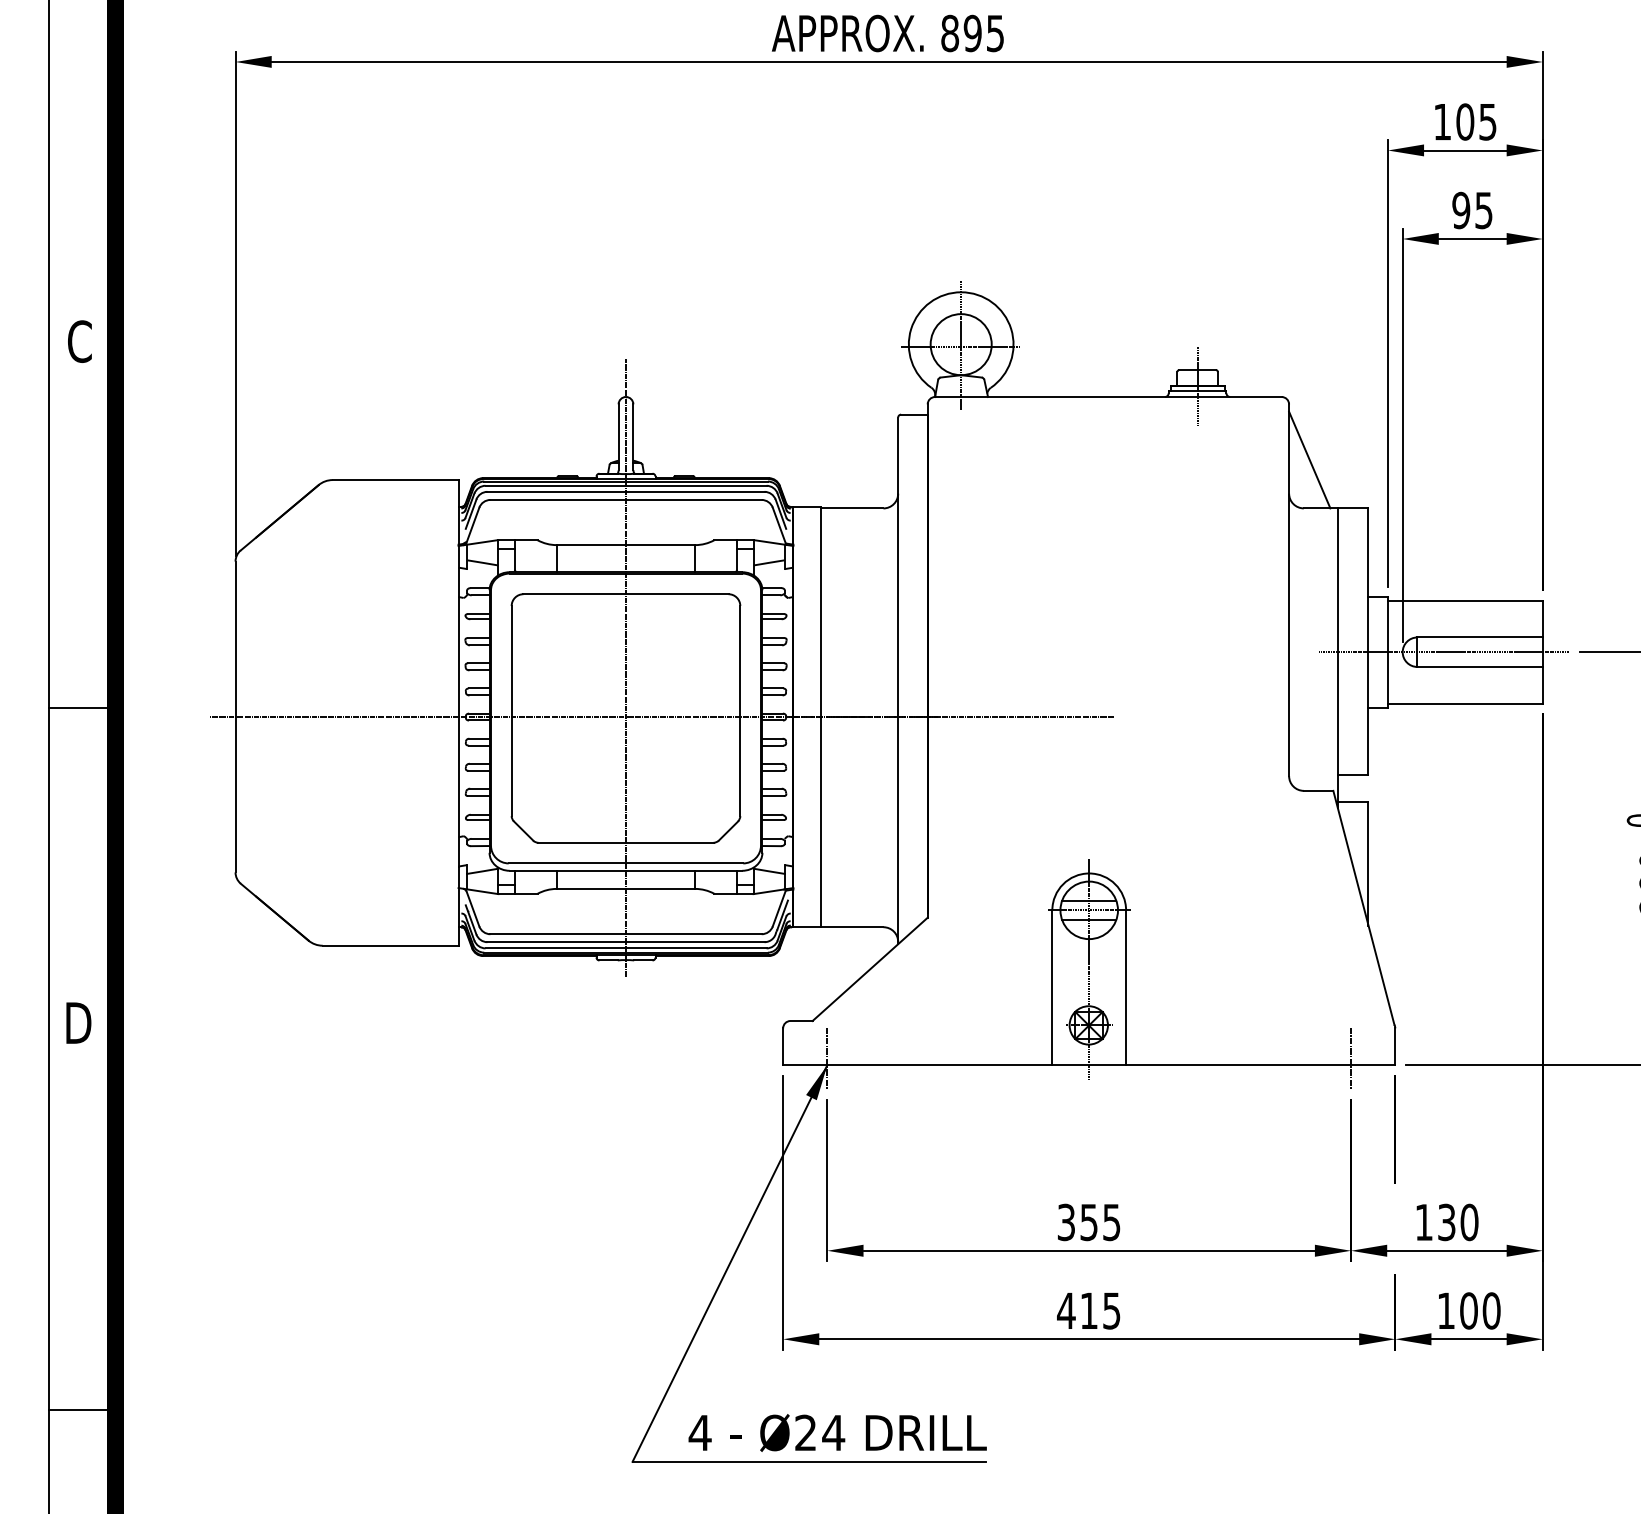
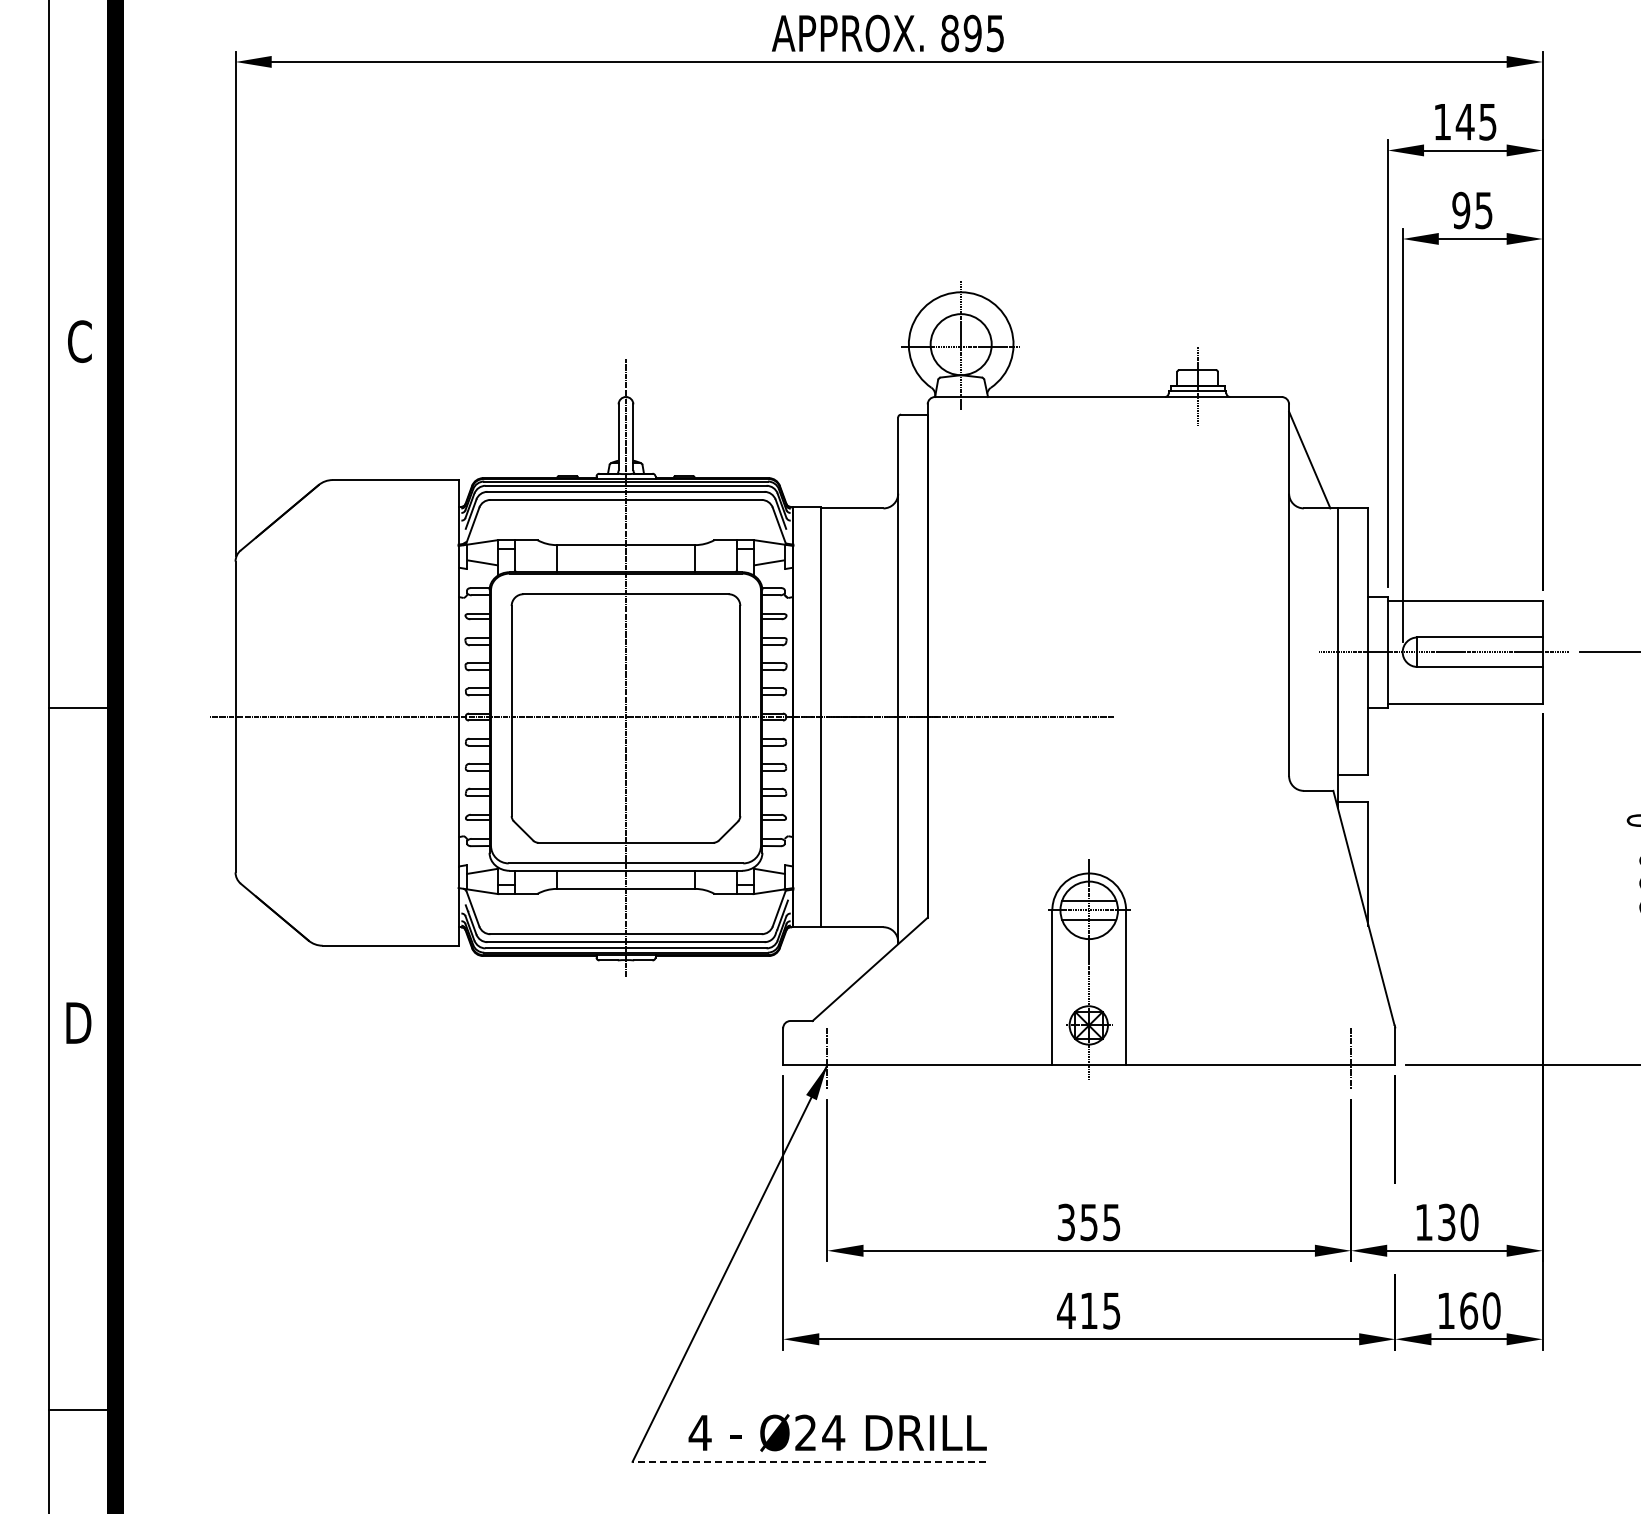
text: 105 -> 145 (1464, 121)
text: 100 -> 160 (1469, 1310)
line: solid -> dashed (809, 1461)
